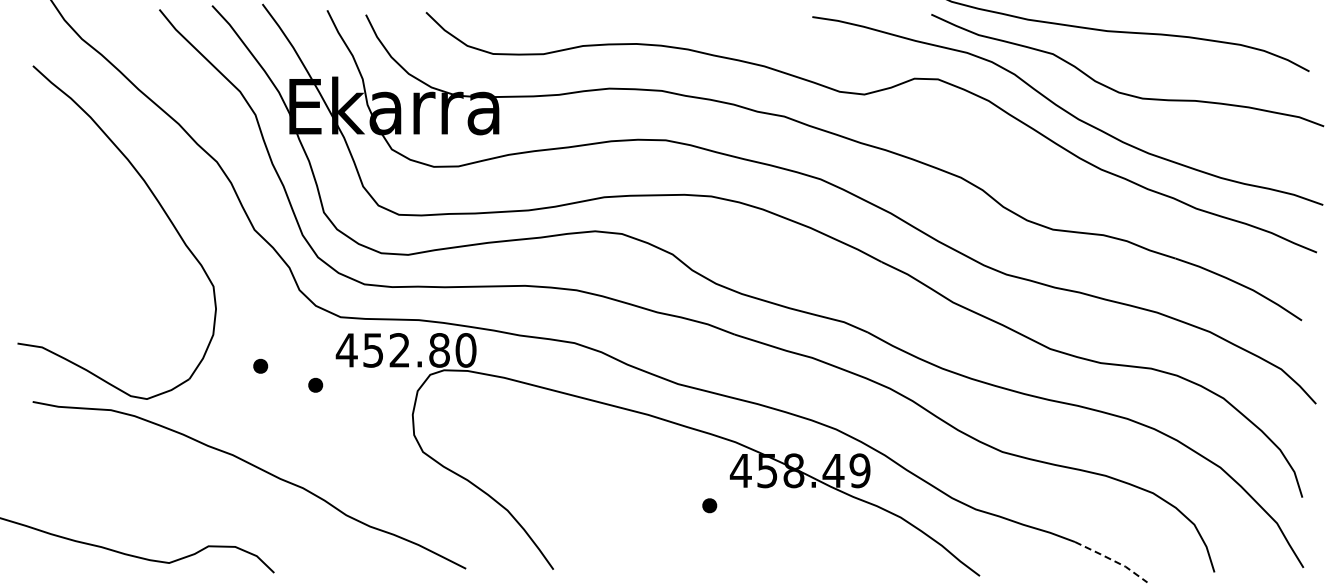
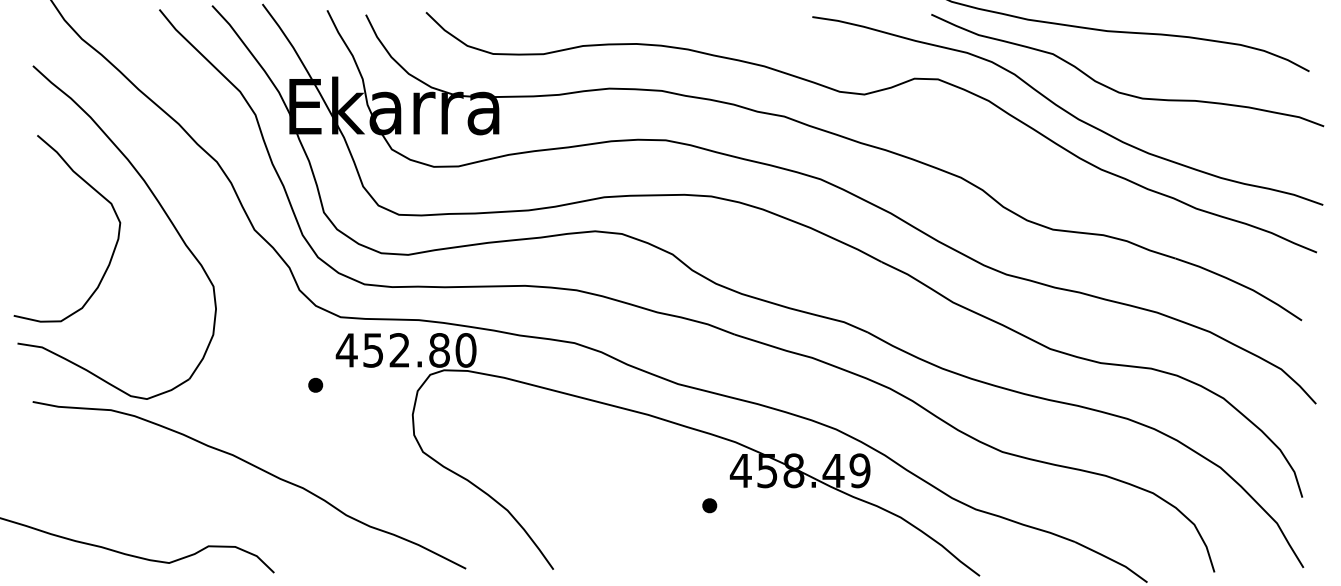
curve: none -> present (98, 194)
part: present -> none (260, 365)
line: dashed -> solid (1112, 560)
